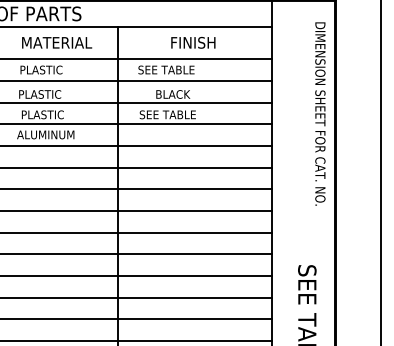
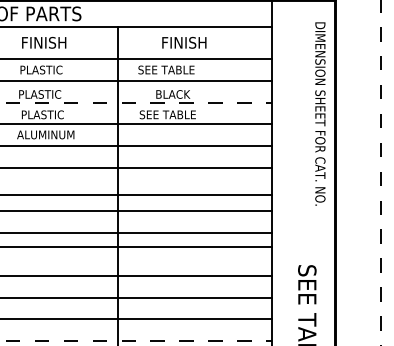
text: MATERIAL -> FINISH (57, 42)
text position: (193, 42) -> (184, 42) (184, 42)
line: solid -> dashed (136, 102)
line: solid -> dashed (381, 172)
line position: (136, 189) -> (136, 195) (136, 195)
line position: (136, 254) -> (136, 247) (136, 247)
line: solid -> dashed (136, 341)
